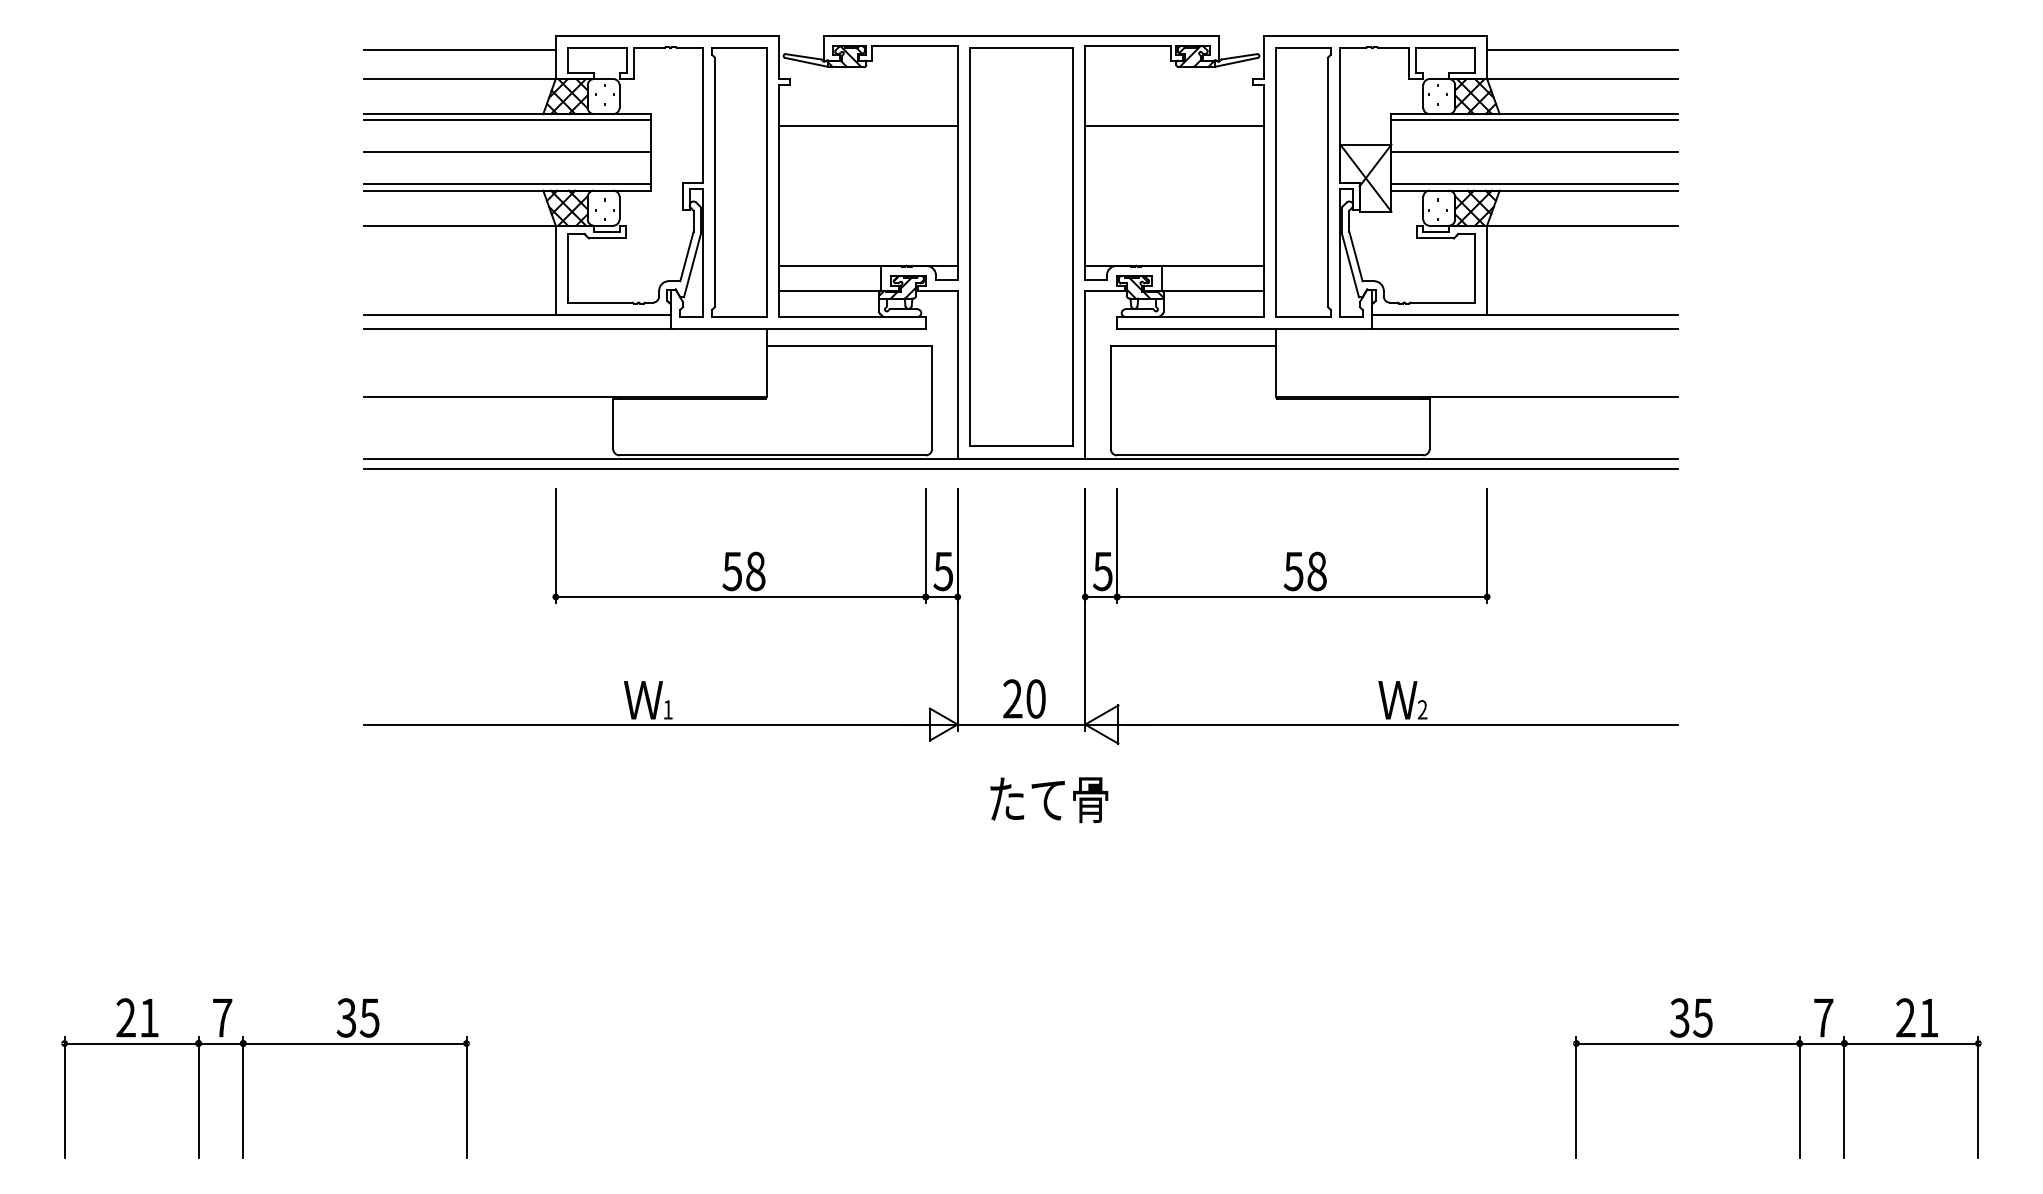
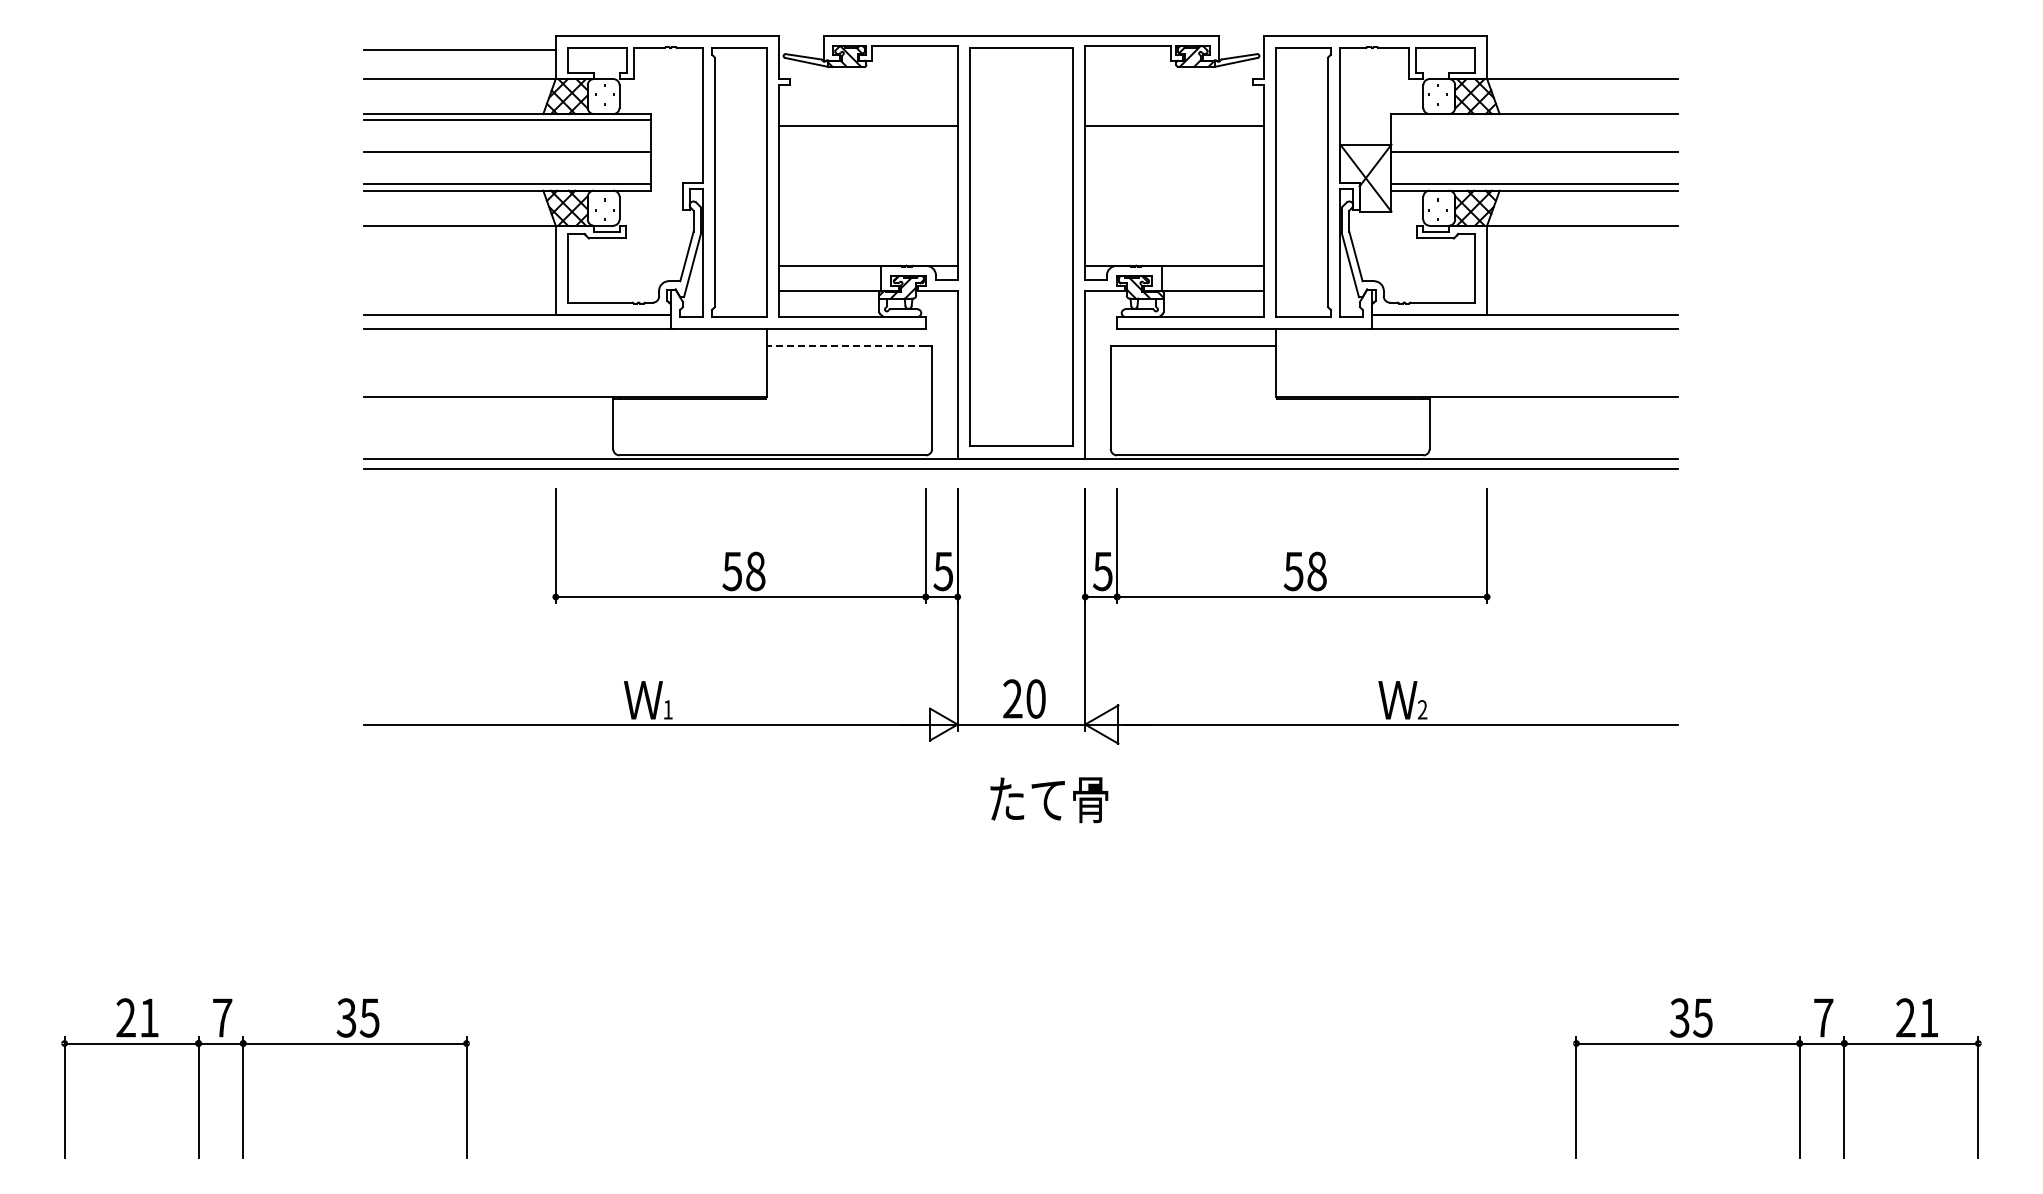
line: present -> none (1582, 49)
line: present -> none (1534, 120)
line: solid -> dashed (846, 345)
